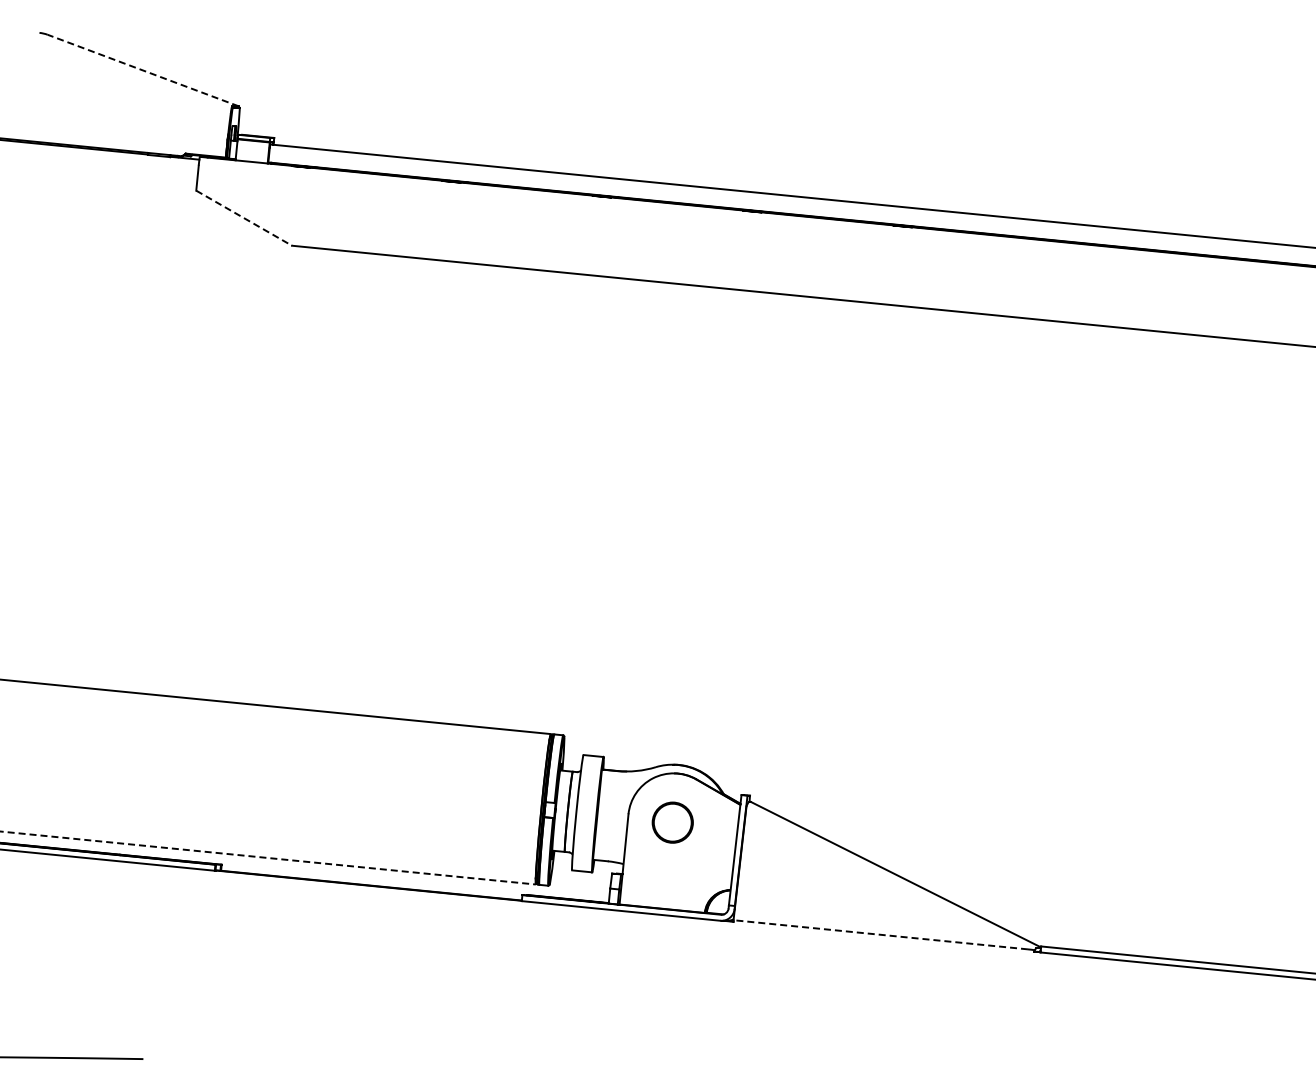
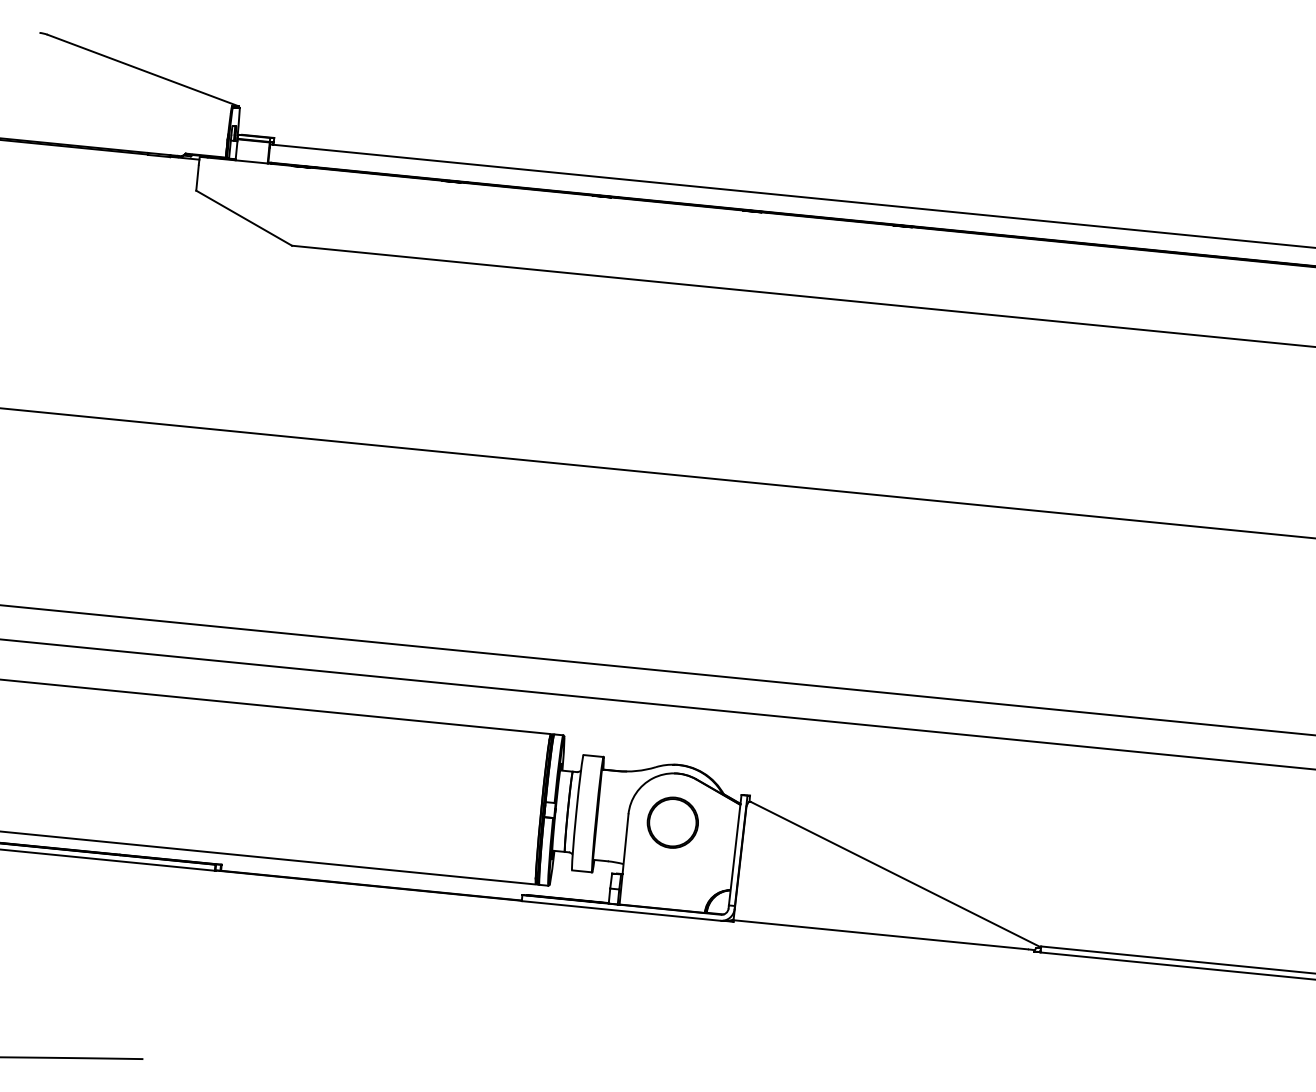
line: dashed -> solid (142, 70)
line: dashed -> solid (244, 218)
line: none -> present (657, 473)
line: none -> present (657, 670)
line: none -> present (657, 704)
part size: 43x43 px -> 53x53 px (672, 822)
line: dashed -> solid (268, 858)
line: dashed -> solid (880, 934)
